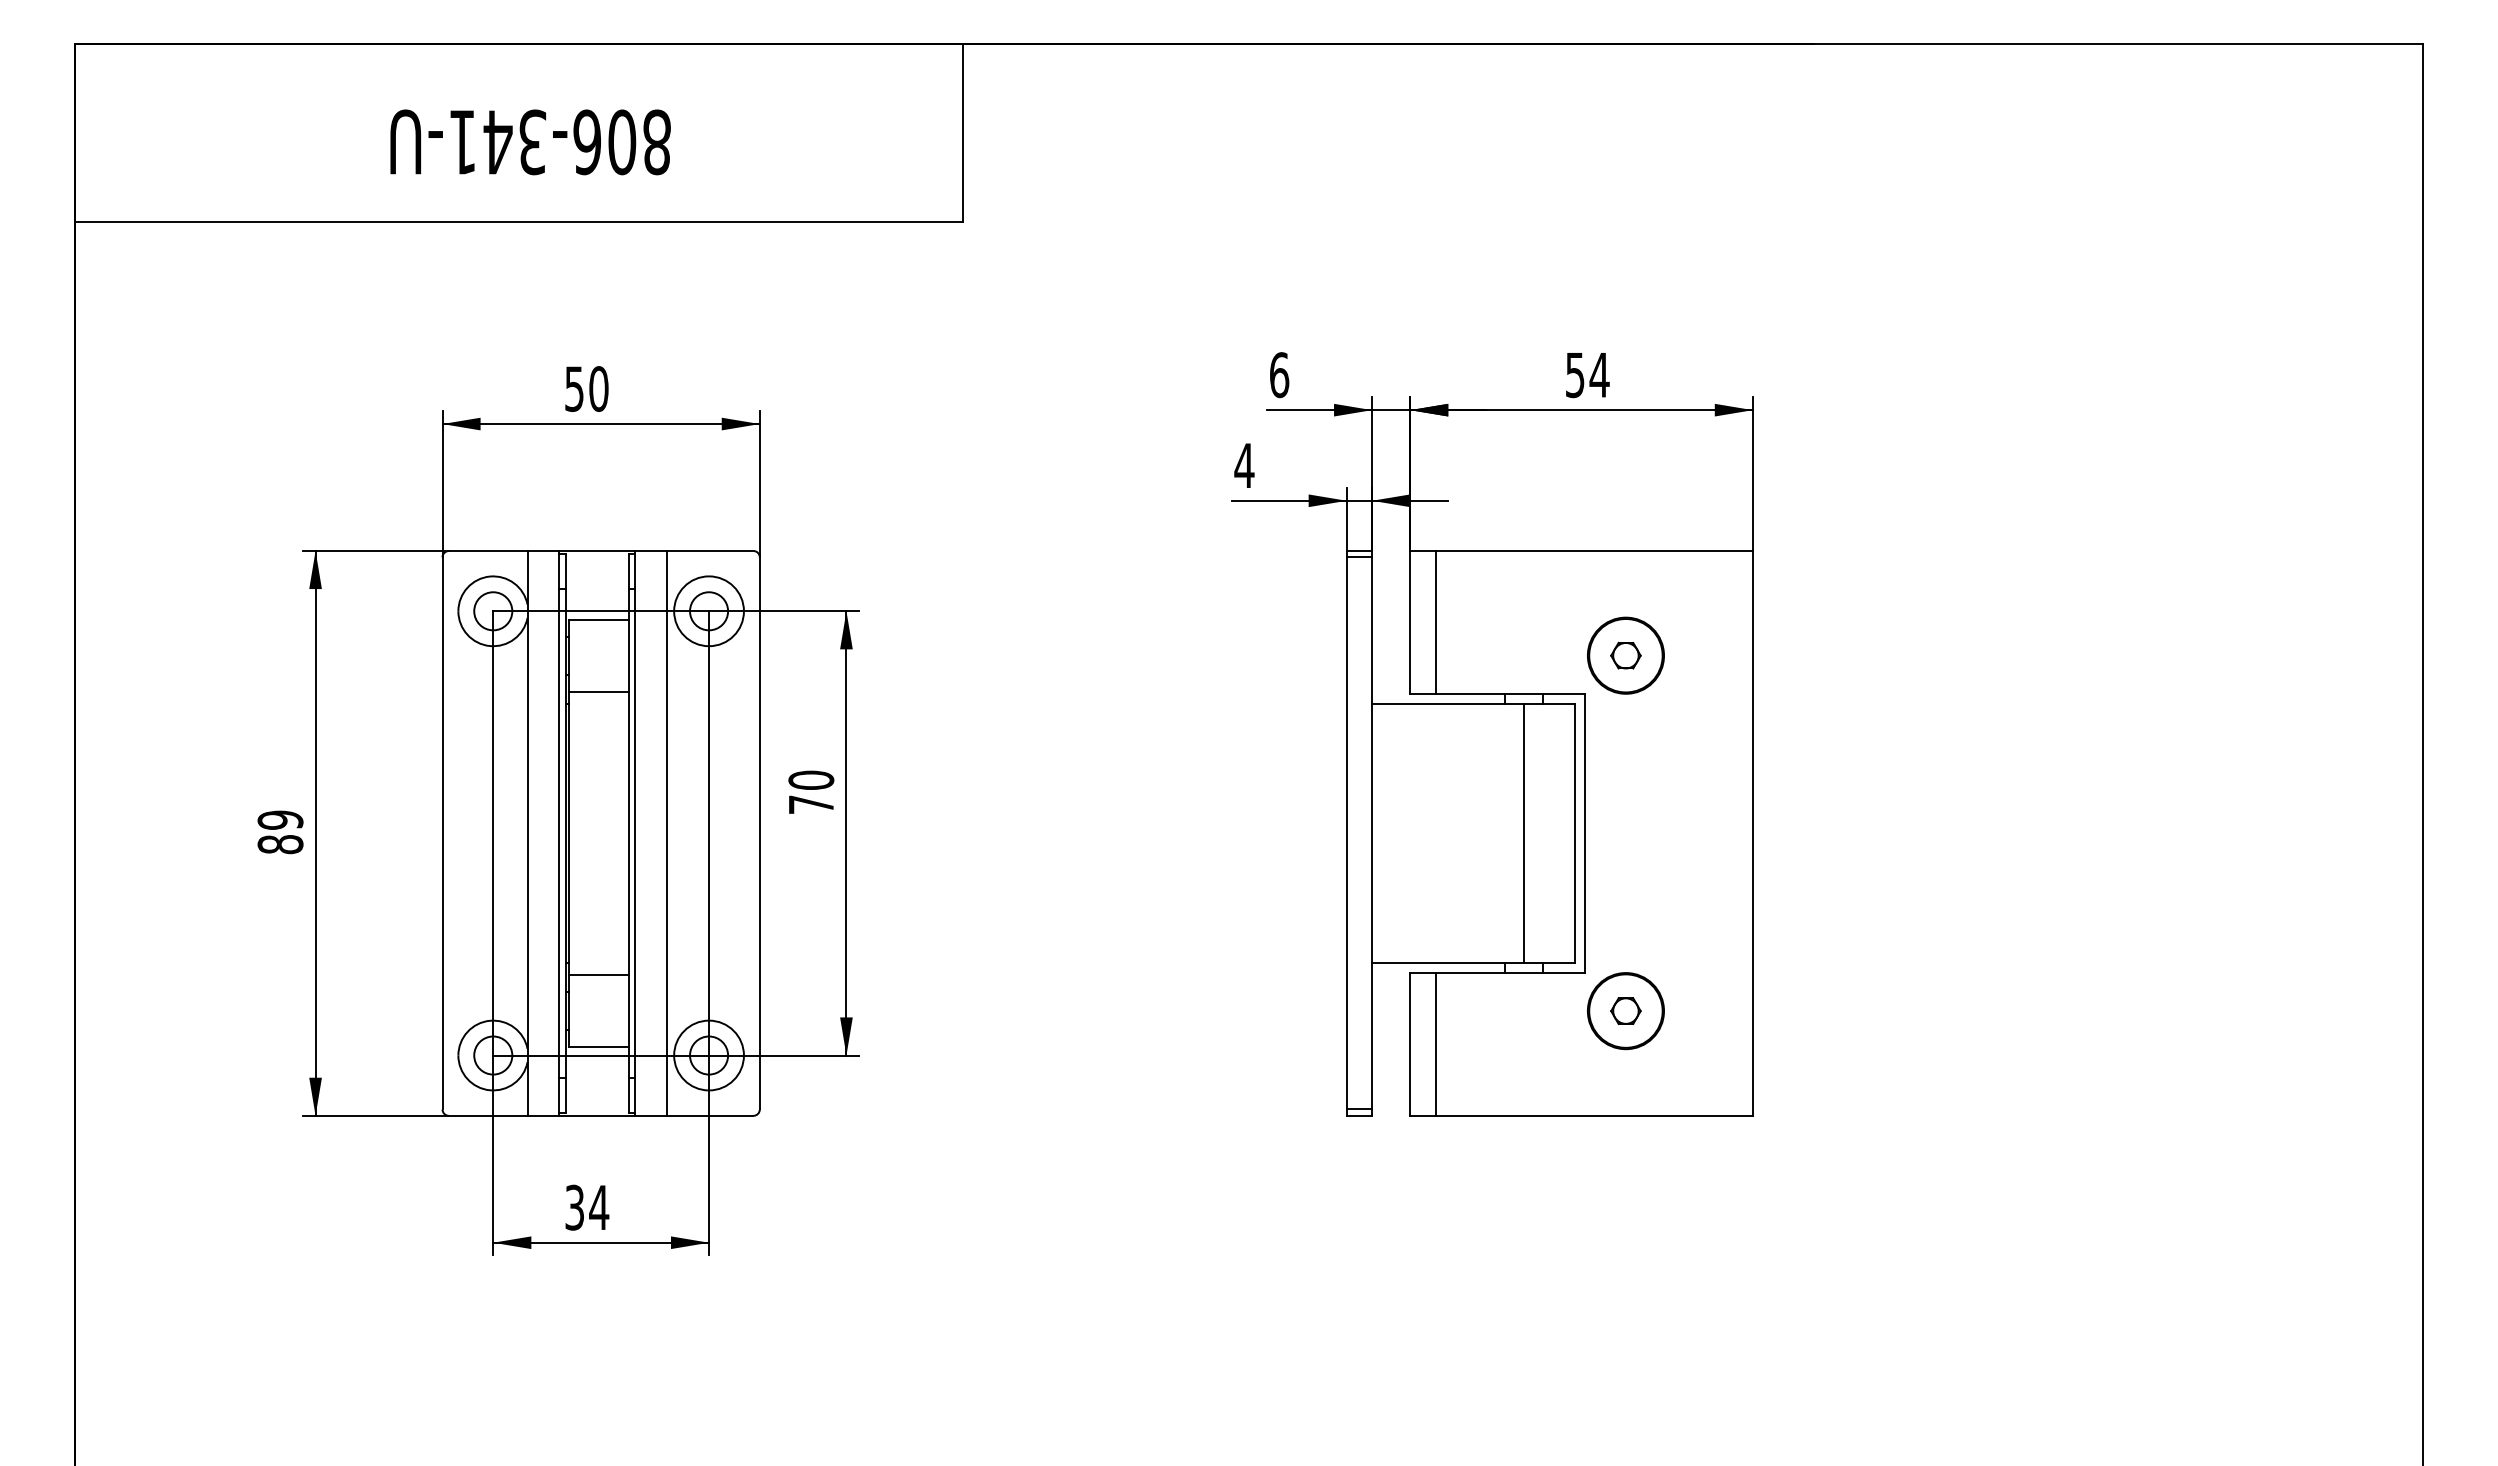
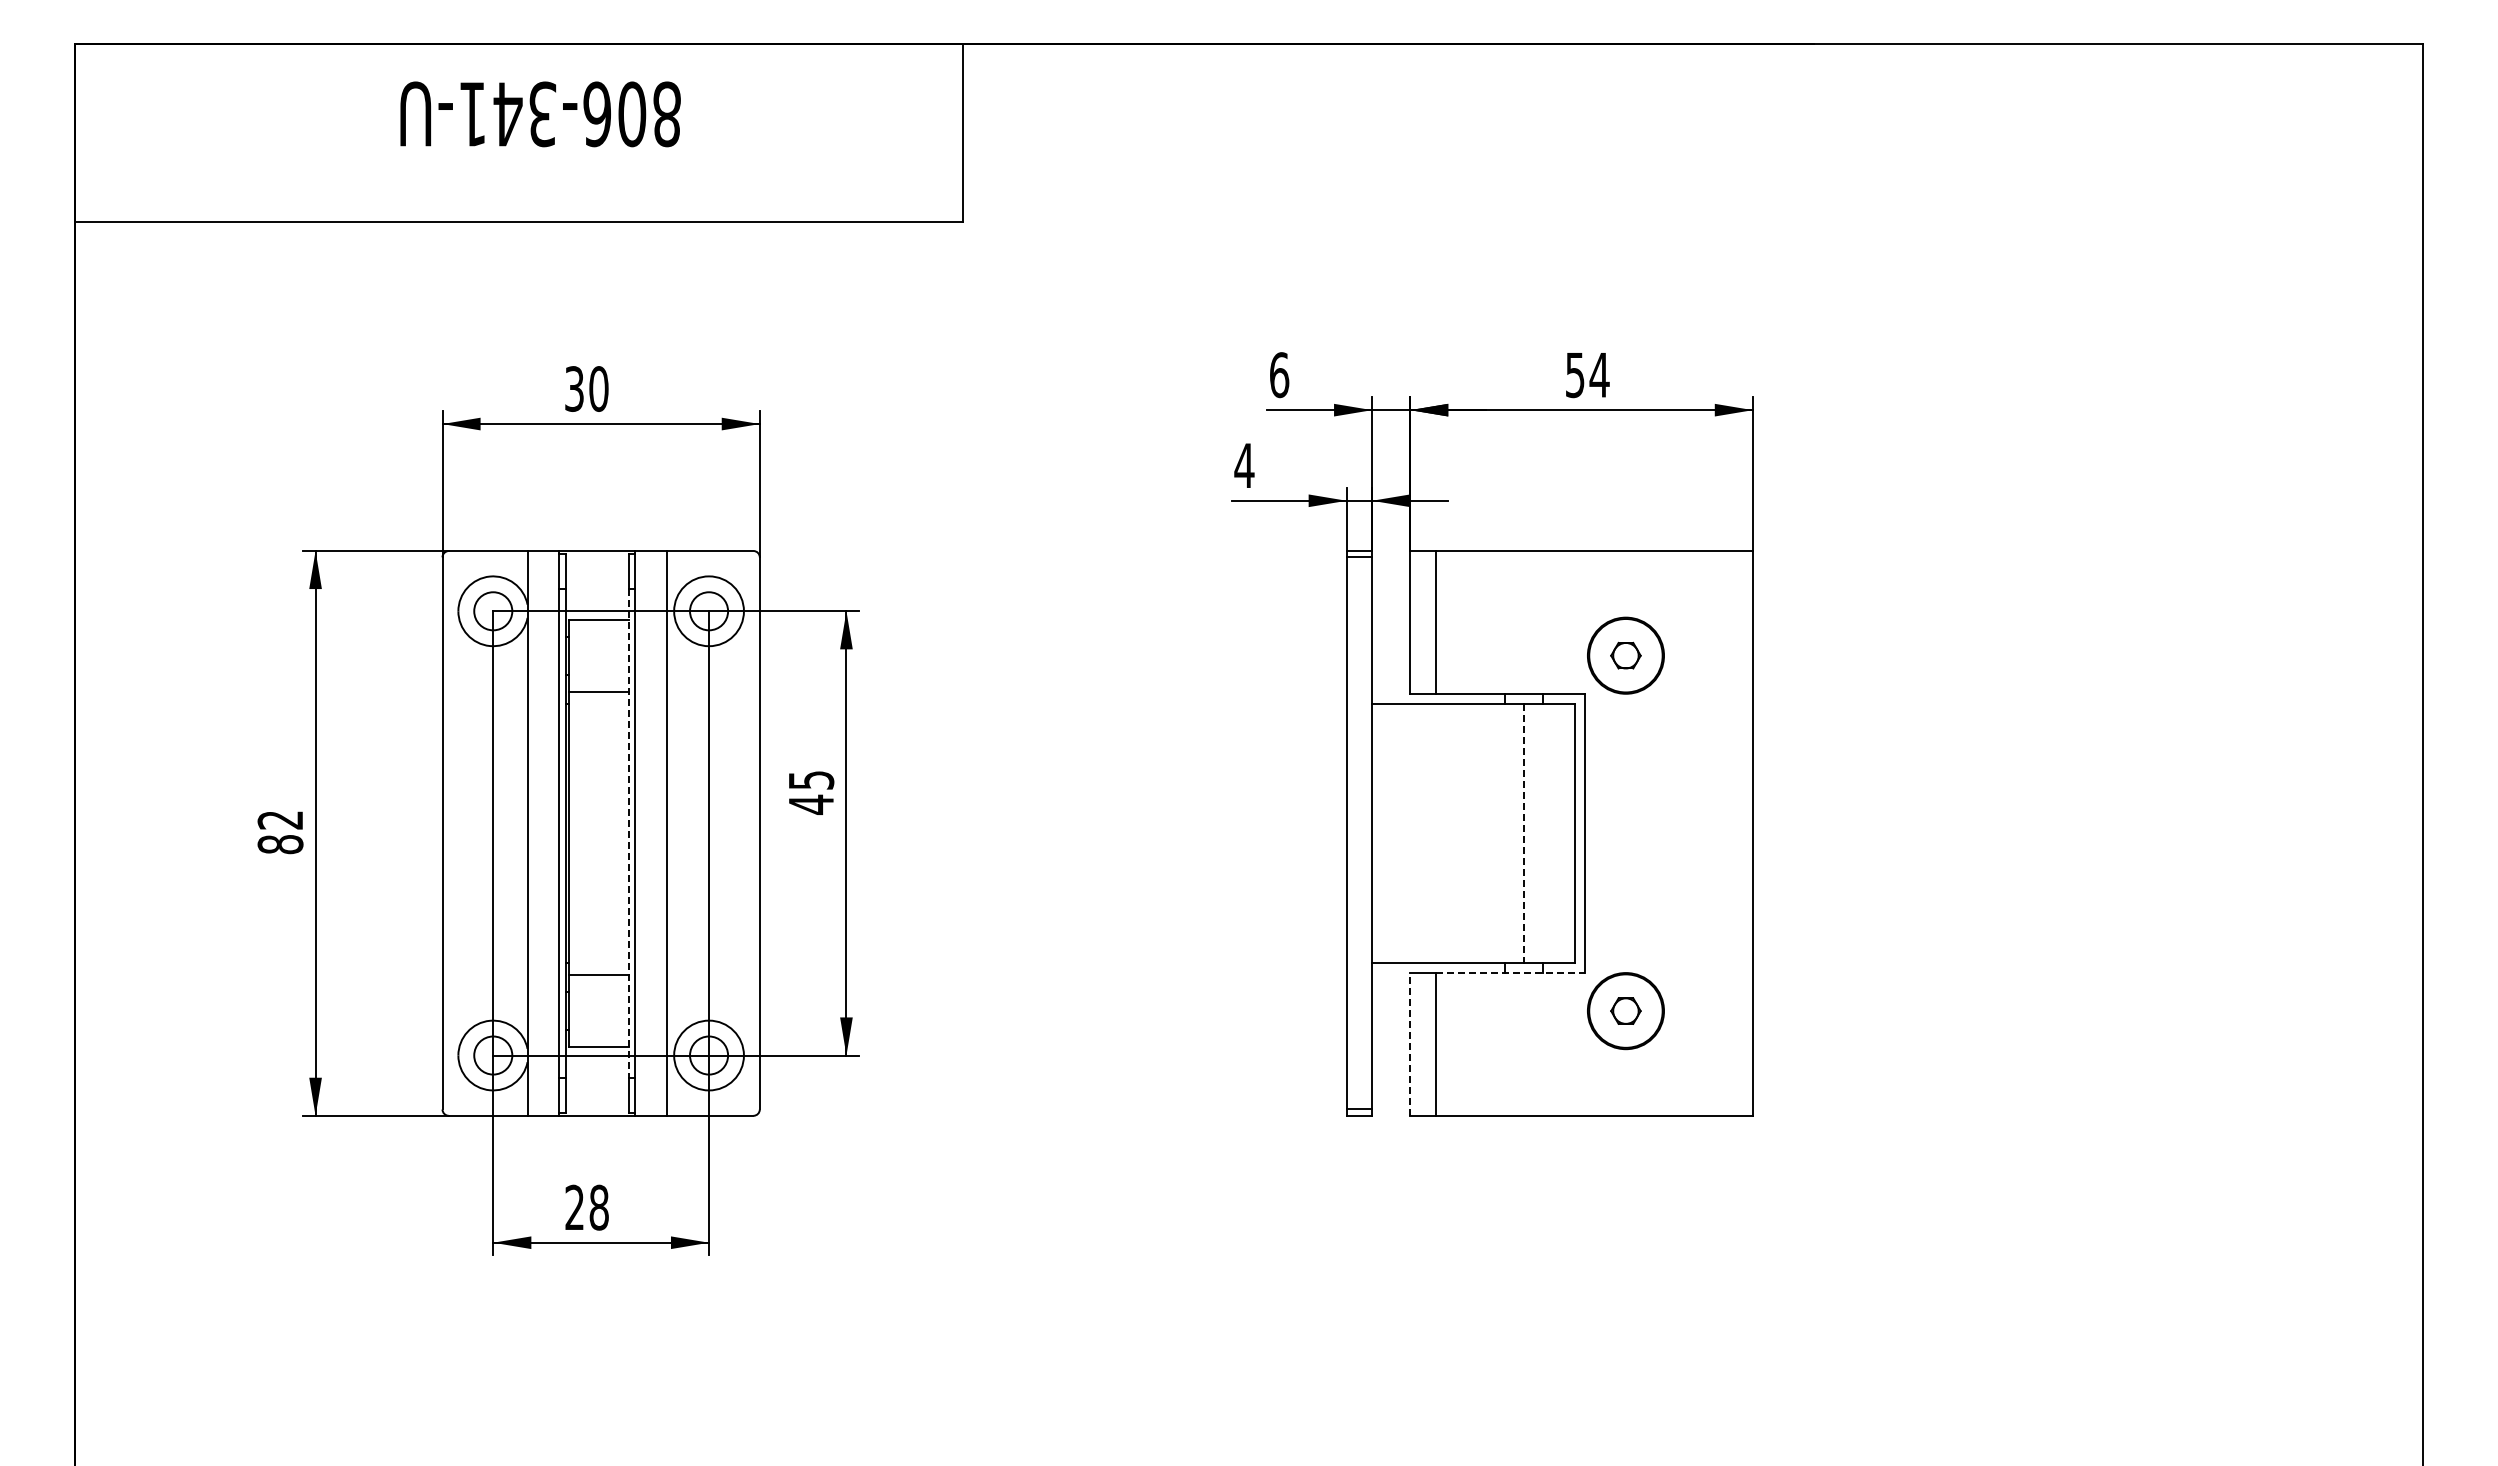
text position: (530, 142) -> (540, 114) (540, 114)
text: 50 -> 30 (574, 388)
text: 70 -> 45 (811, 792)
text: 89 -> 82 (280, 819)
line: solid -> dashed (629, 833)
line: solid -> dashed (1524, 833)
line: solid -> dashed (1510, 973)
line: solid -> dashed (1410, 1043)
text: 34 -> 28 (587, 1207)
